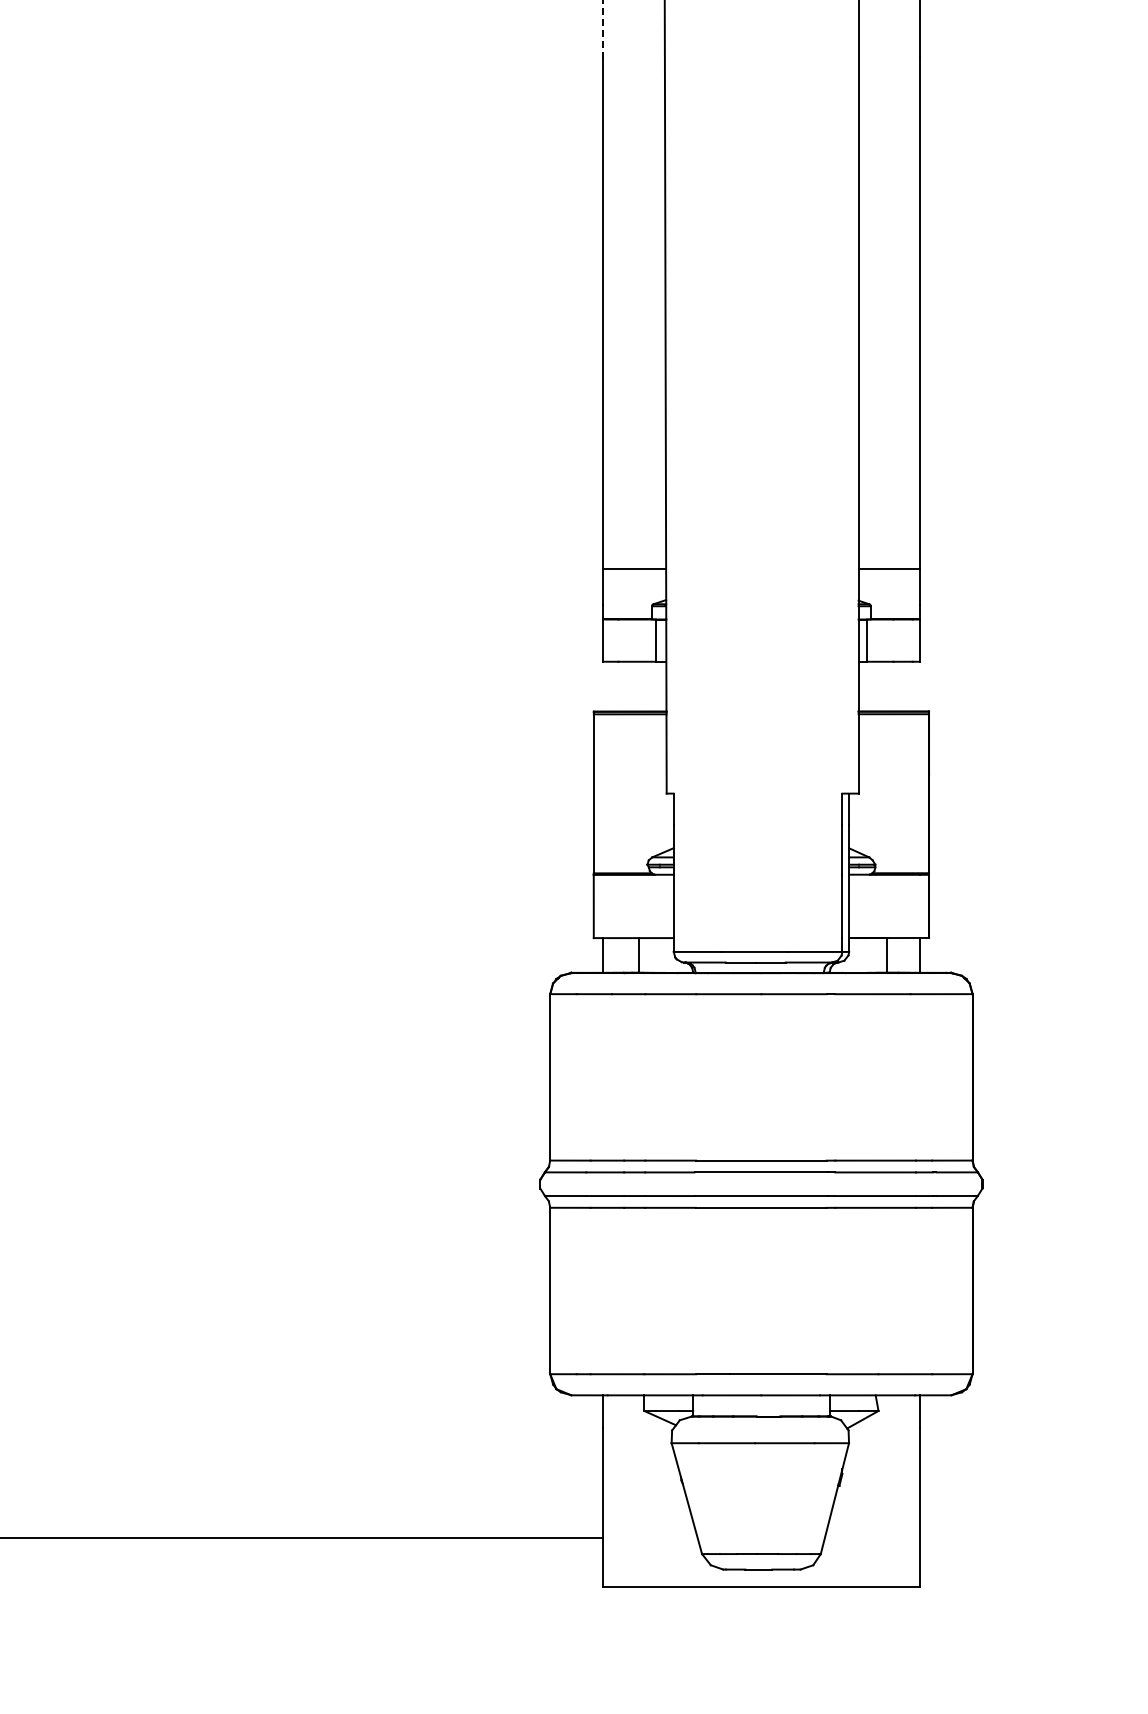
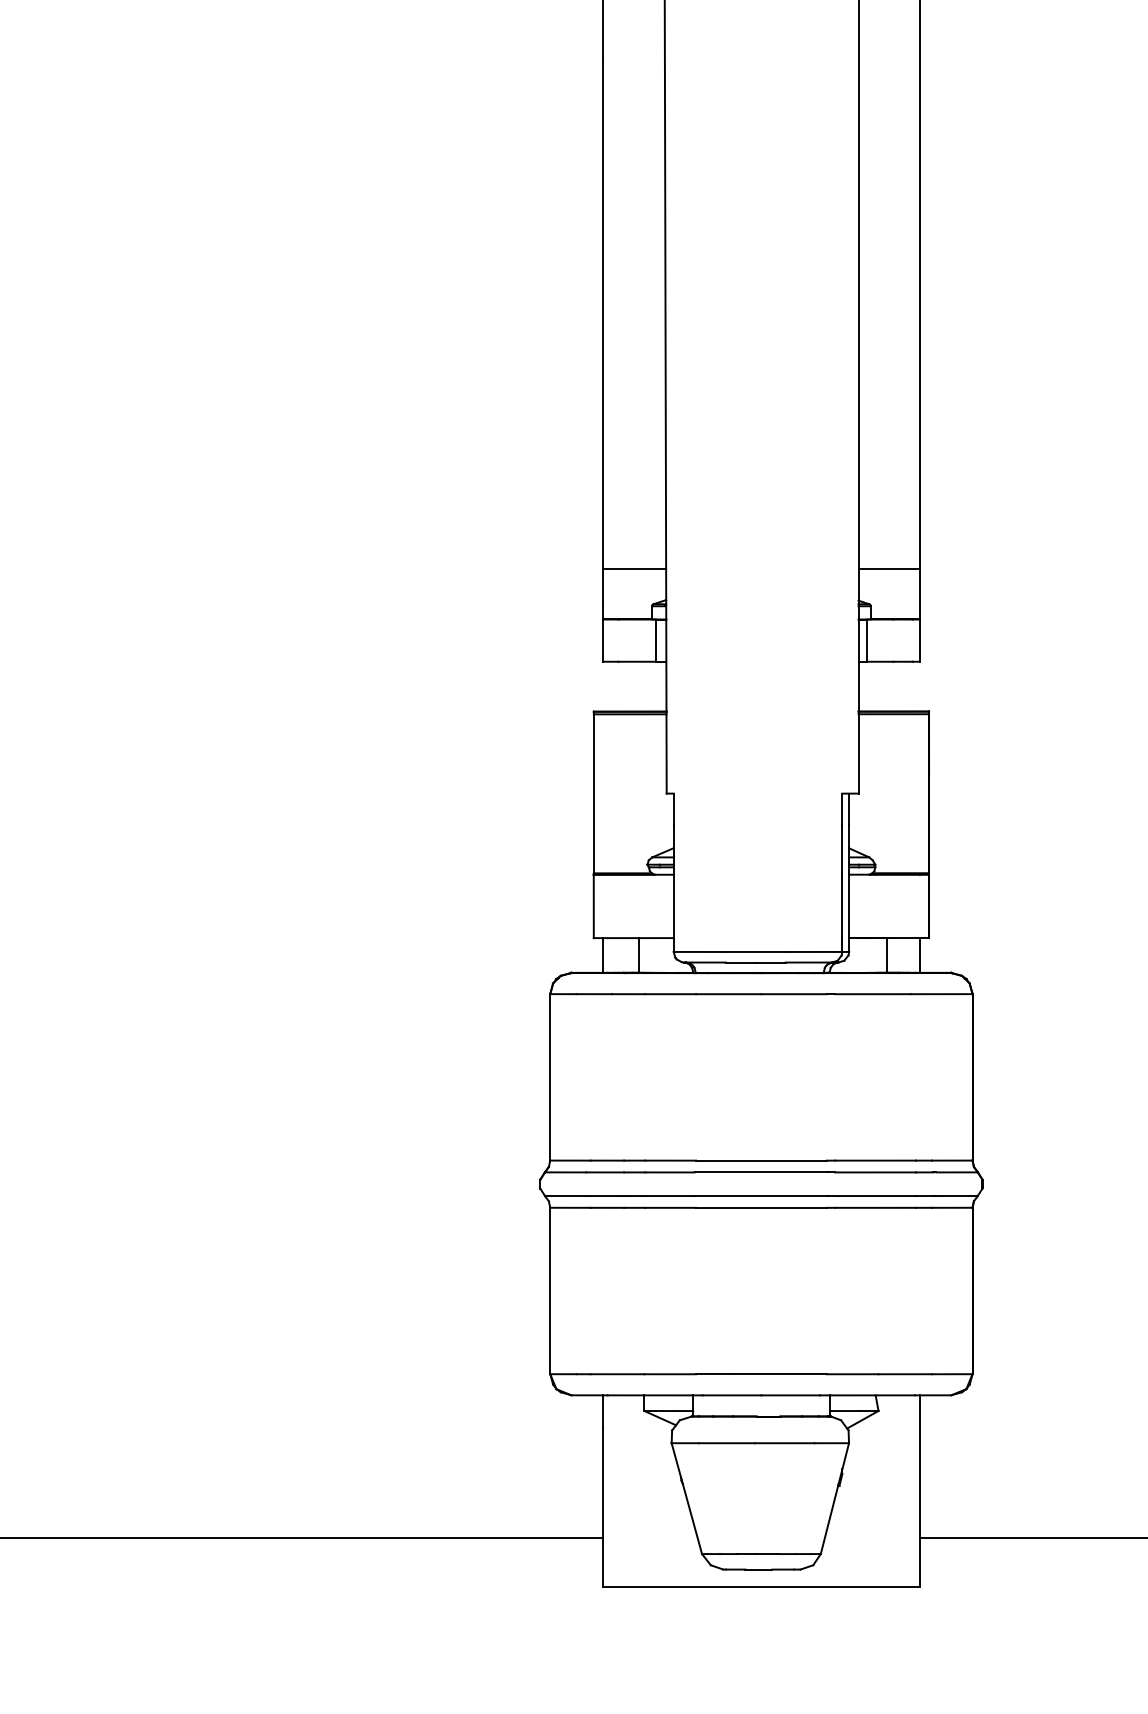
line: dashed -> solid (603, 29)
line: none -> present (1031, 1538)
